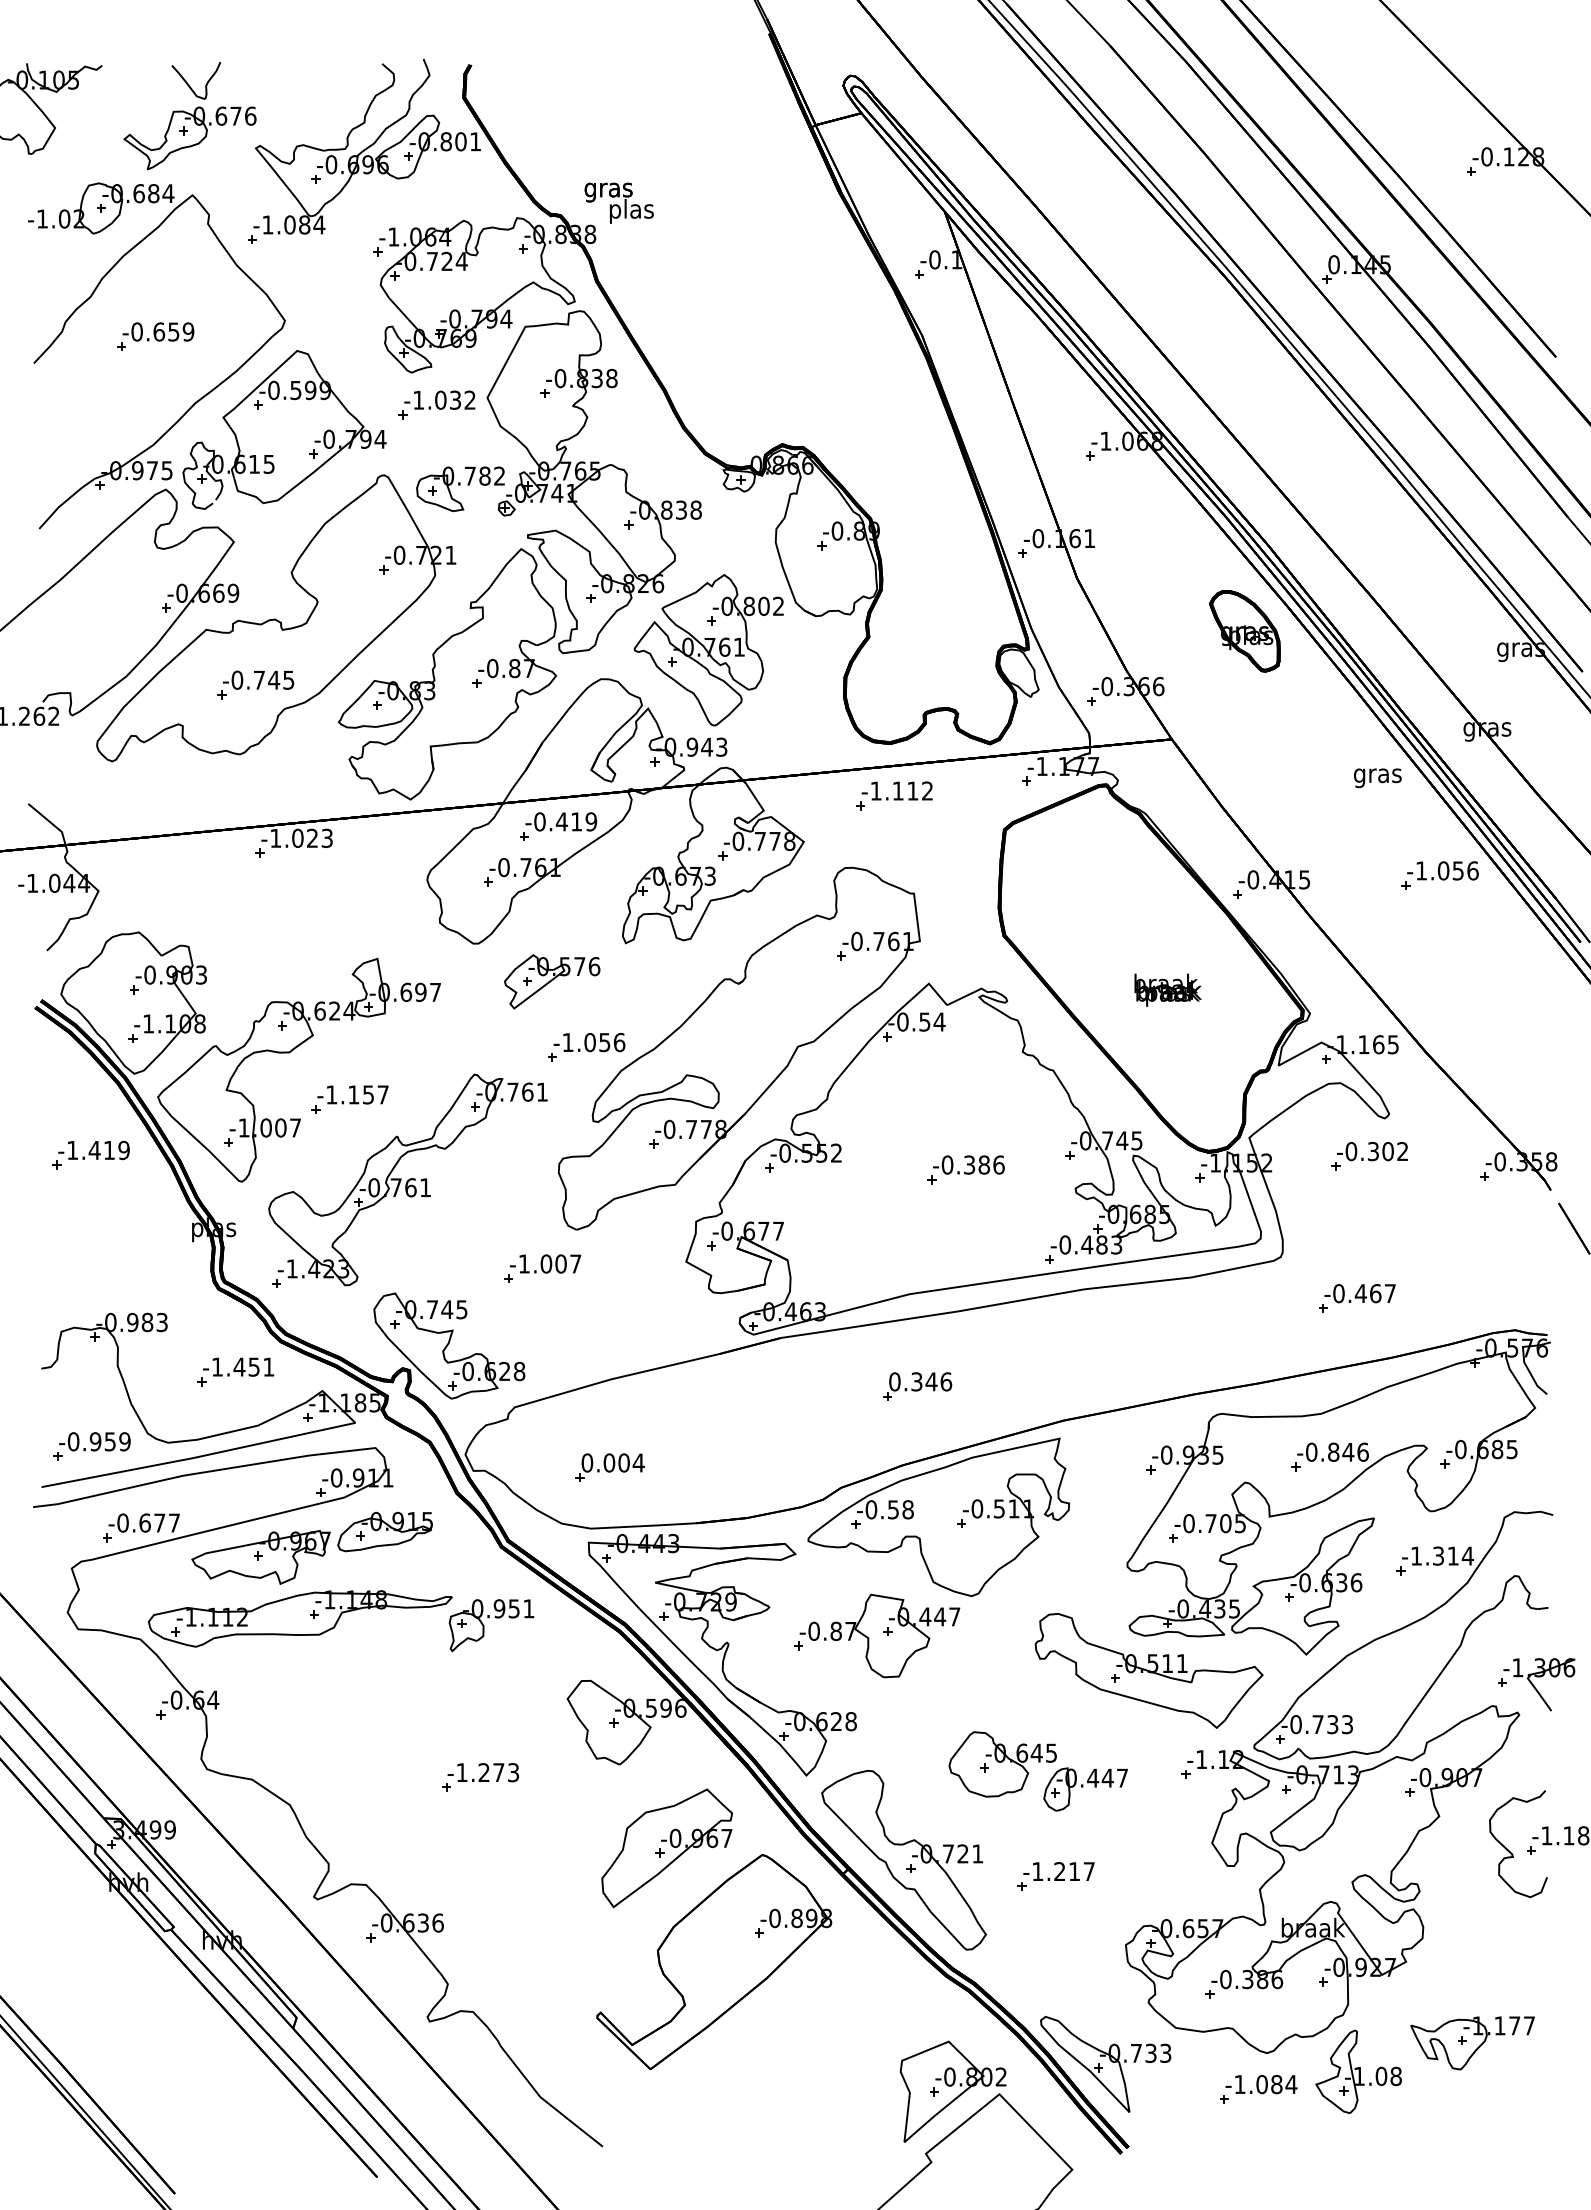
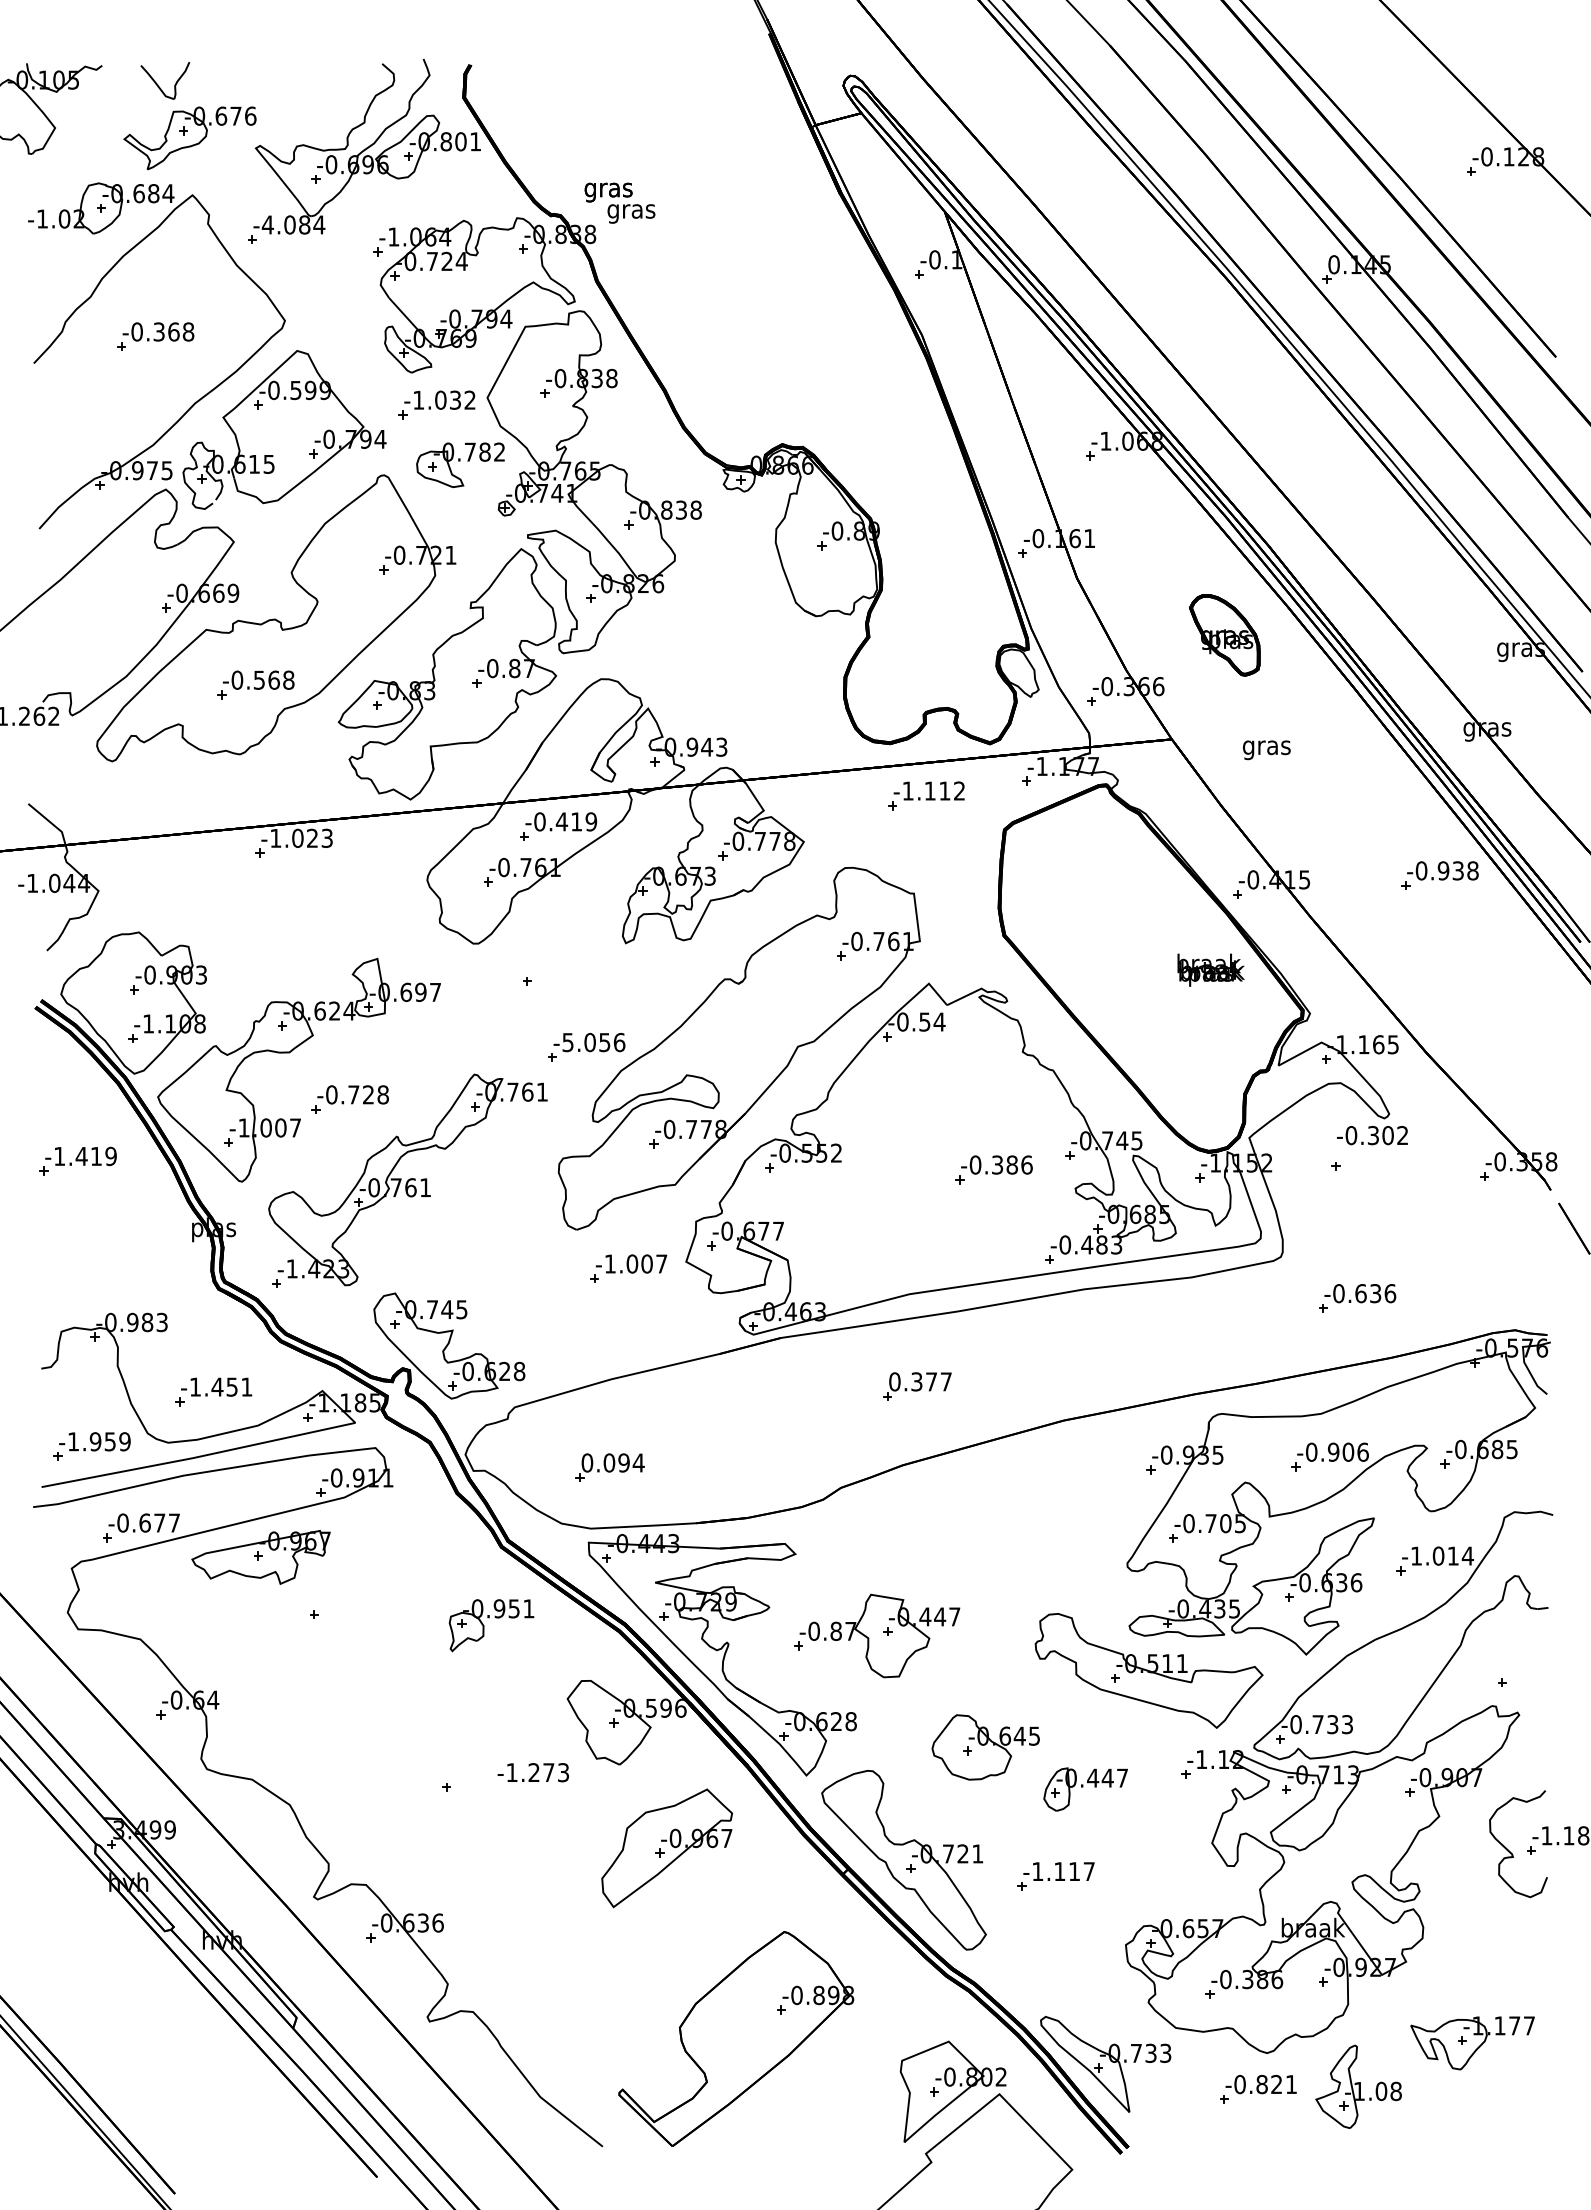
part position: (189, 84) -> (158, 84) (158, 84)
text: plas -> gras (631, 211)
text: -1.084 -> -4.084 (267, 224)
text: -0.659 -> -0.368 (173, 331)
part position: (460, 489) -> (460, 465) (460, 465)
part position: (1244, 631) -> (1224, 635) (1224, 635)
part: present -> none (708, 650)
text: -0.745 -> -0.568 (274, 679)
text position: (1377, 778) -> (1266, 750) (1266, 750)
part position: (894, 795) -> (926, 795) (926, 795)
text: -1.056 -> -0.938 (1446, 870)
part: present -> none (552, 981)
text position: (1167, 989) -> (1210, 969) (1210, 969)
text: -1.056 -> -5.056 (567, 1042)
text: -1.157 -> -0.728 (357, 1094)
text position: (1372, 1151) -> (1372, 1135) (1372, 1135)
part position: (90, 1154) -> (77, 1160) (77, 1160)
part position: (965, 1169) -> (993, 1169) (993, 1169)
part position: (542, 1268) -> (628, 1268) (628, 1268)
text: -0.467 -> -0.636 (1375, 1293)
part position: (235, 1371) -> (213, 1391) (213, 1391)
text: 0.346 -> 0.377 (938, 1381)
text: -0.959 -> -1.959 (73, 1441)
text: -0.846 -> -0.906 (1341, 1451)
text: 0.004 -> 0.094 (623, 1462)
part: present -> none (938, 1517)
part: present -> none (384, 1531)
text: -1.314 -> -1.014 (1438, 1555)
part: present -> none (300, 1618)
part: present -> none (1539, 1684)
part position: (1002, 1764) -> (985, 1747) (985, 1747)
text position: (482, 1772) -> (532, 1772) (532, 1772)
text: -1.217 -> -1.117 (1059, 1871)
part position: (714, 1961) -> (736, 2038) (736, 2038)
part position: (1358, 2071) -> (1358, 2086) (1358, 2086)
text: -1.084 -> -0.821 (1265, 2084)
